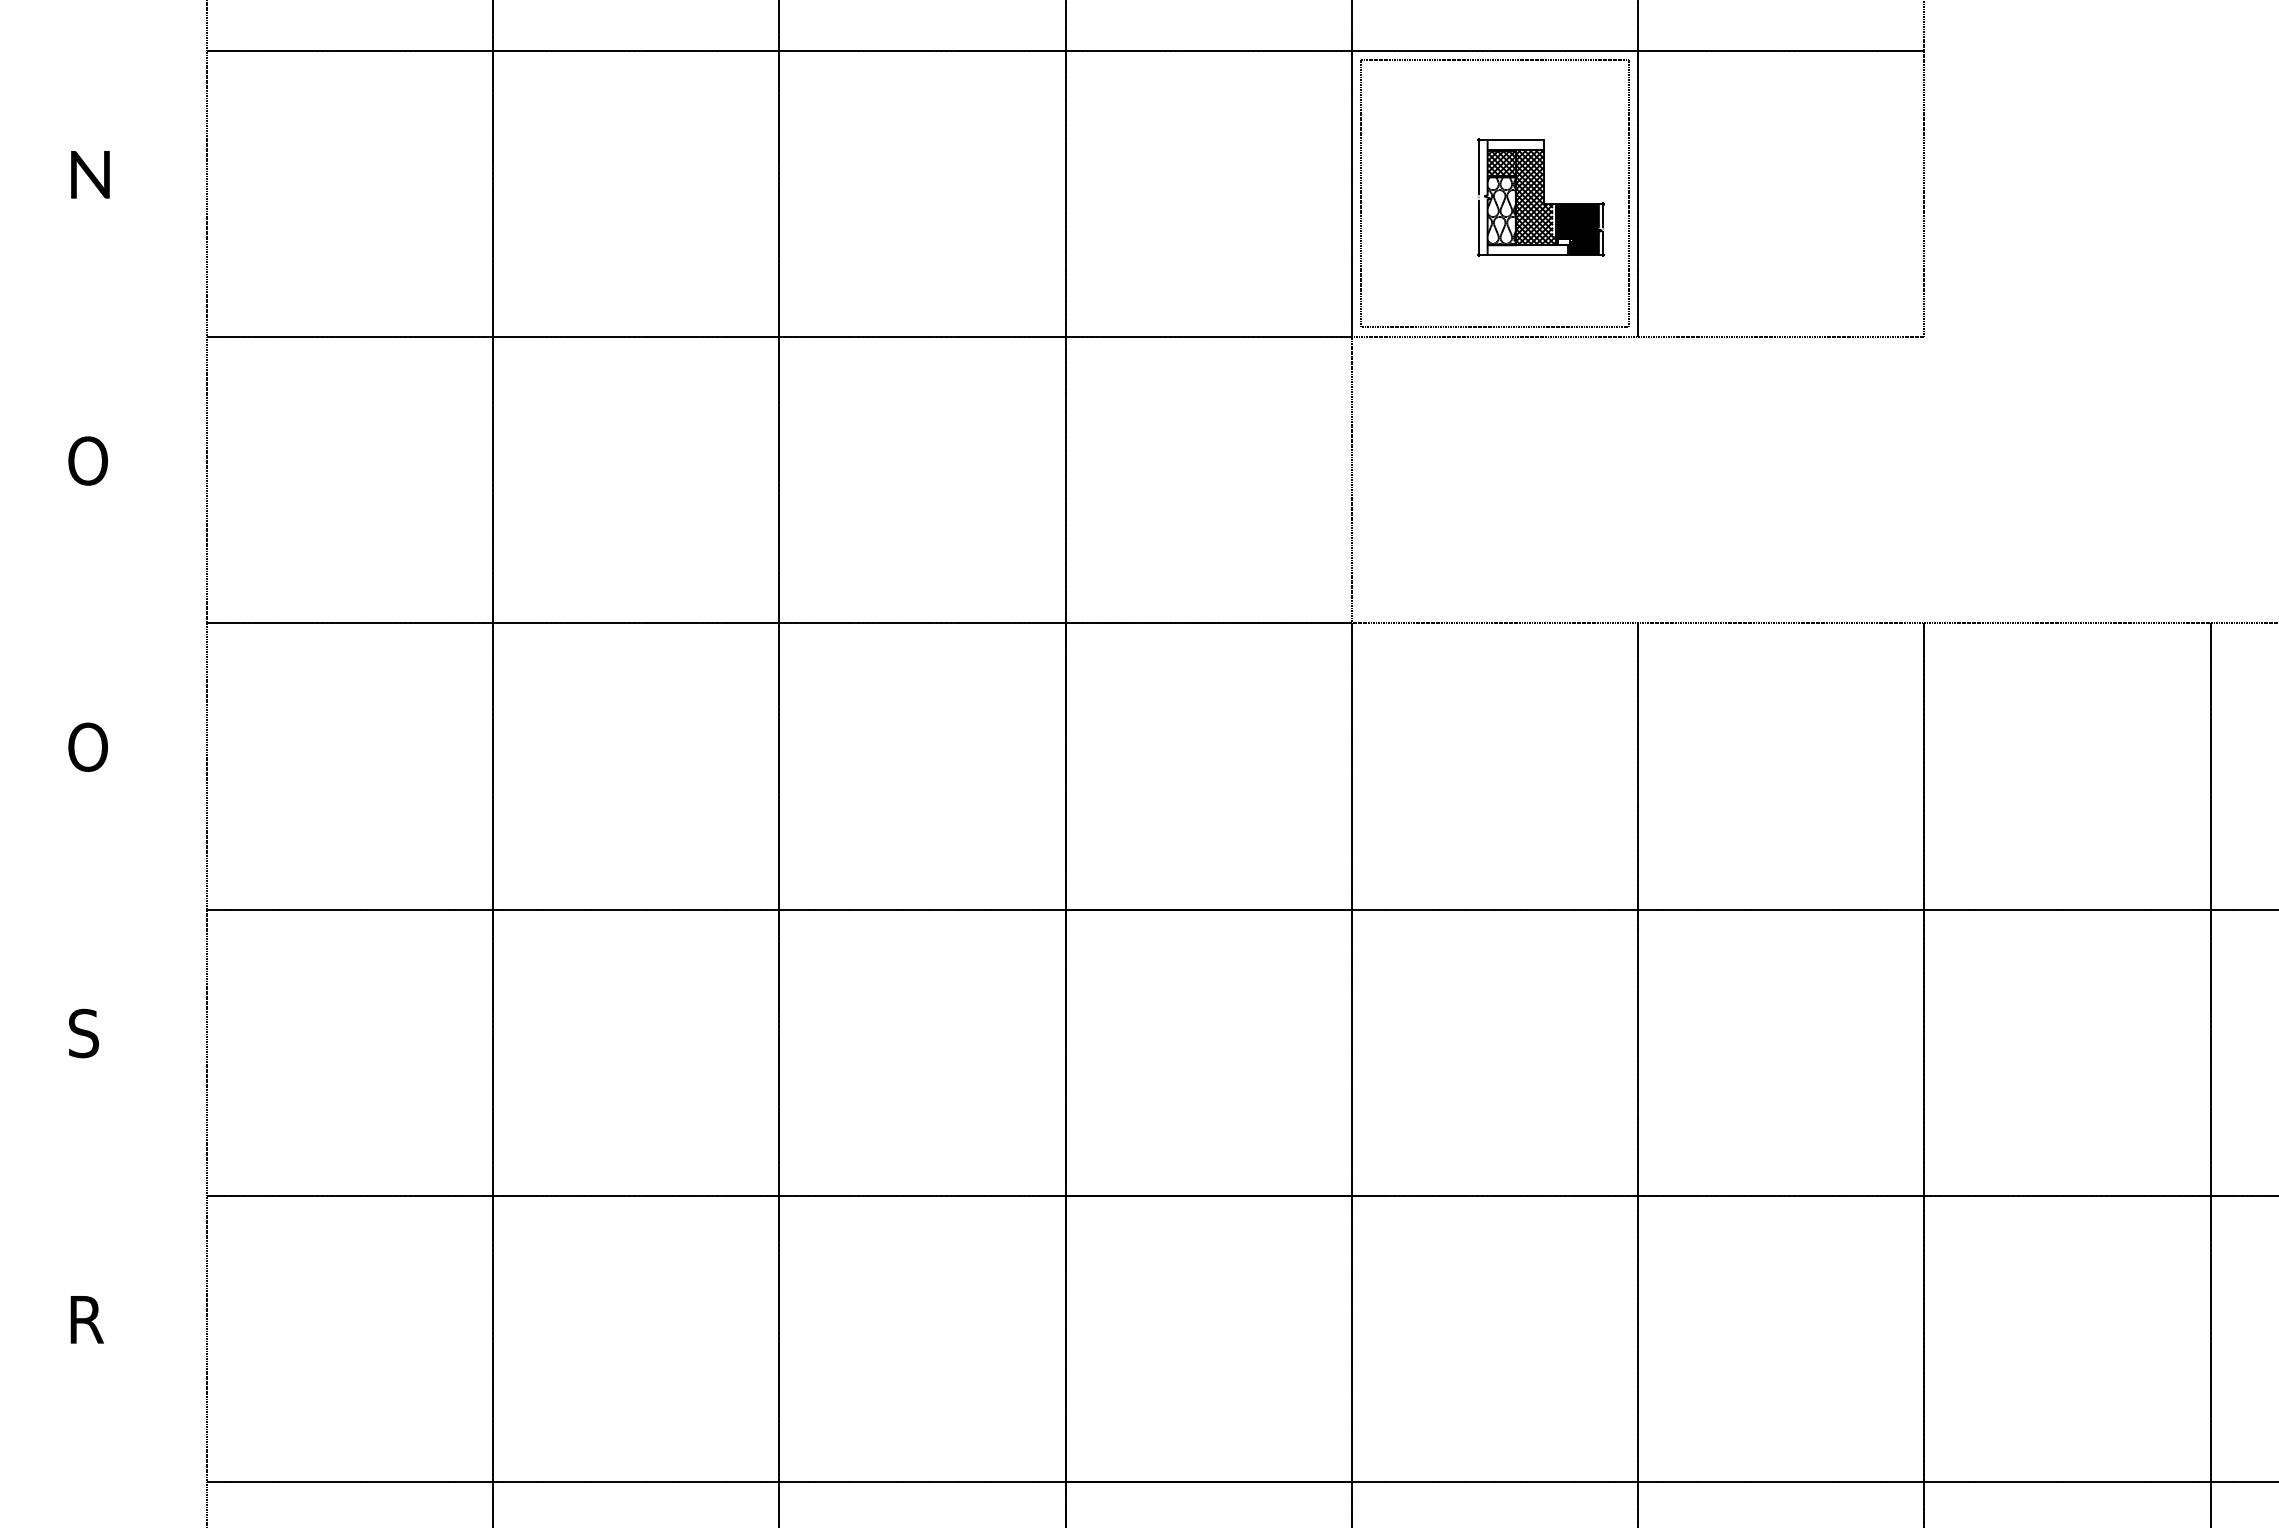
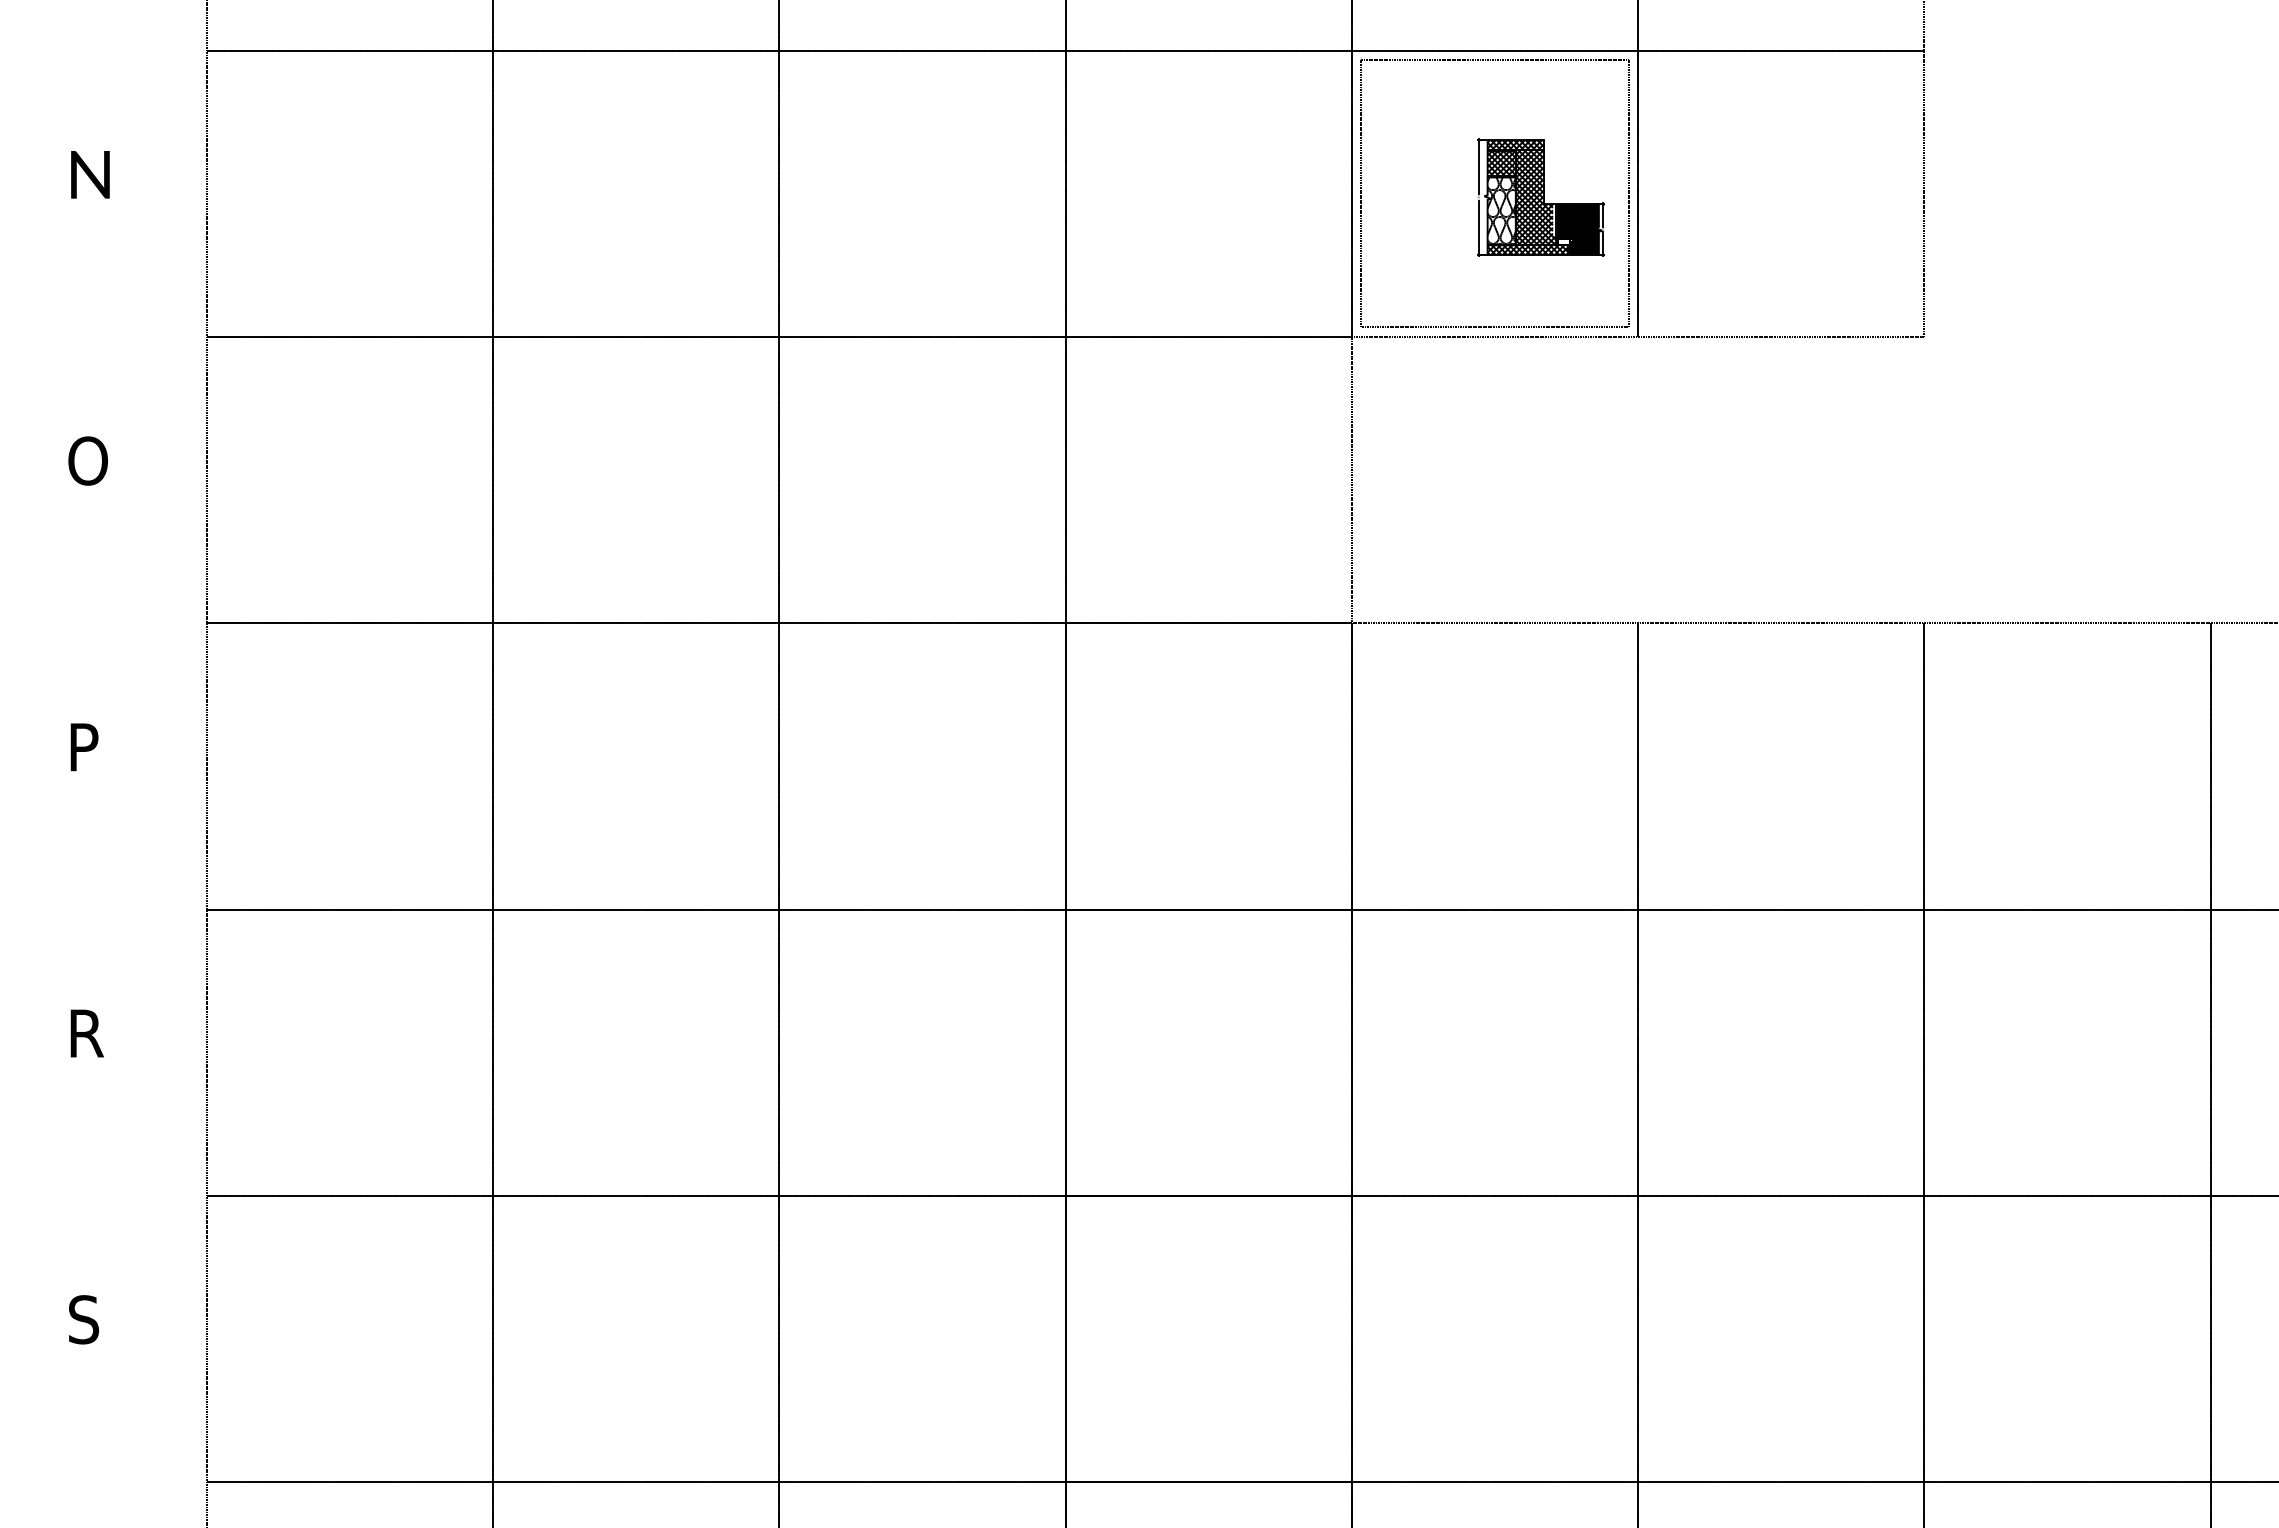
hatch: none -> present (1515, 144)
hatch: none -> present (1527, 249)
text: O -> P (87, 746)
text: S -> R (86, 1033)
text: R -> S (86, 1319)
